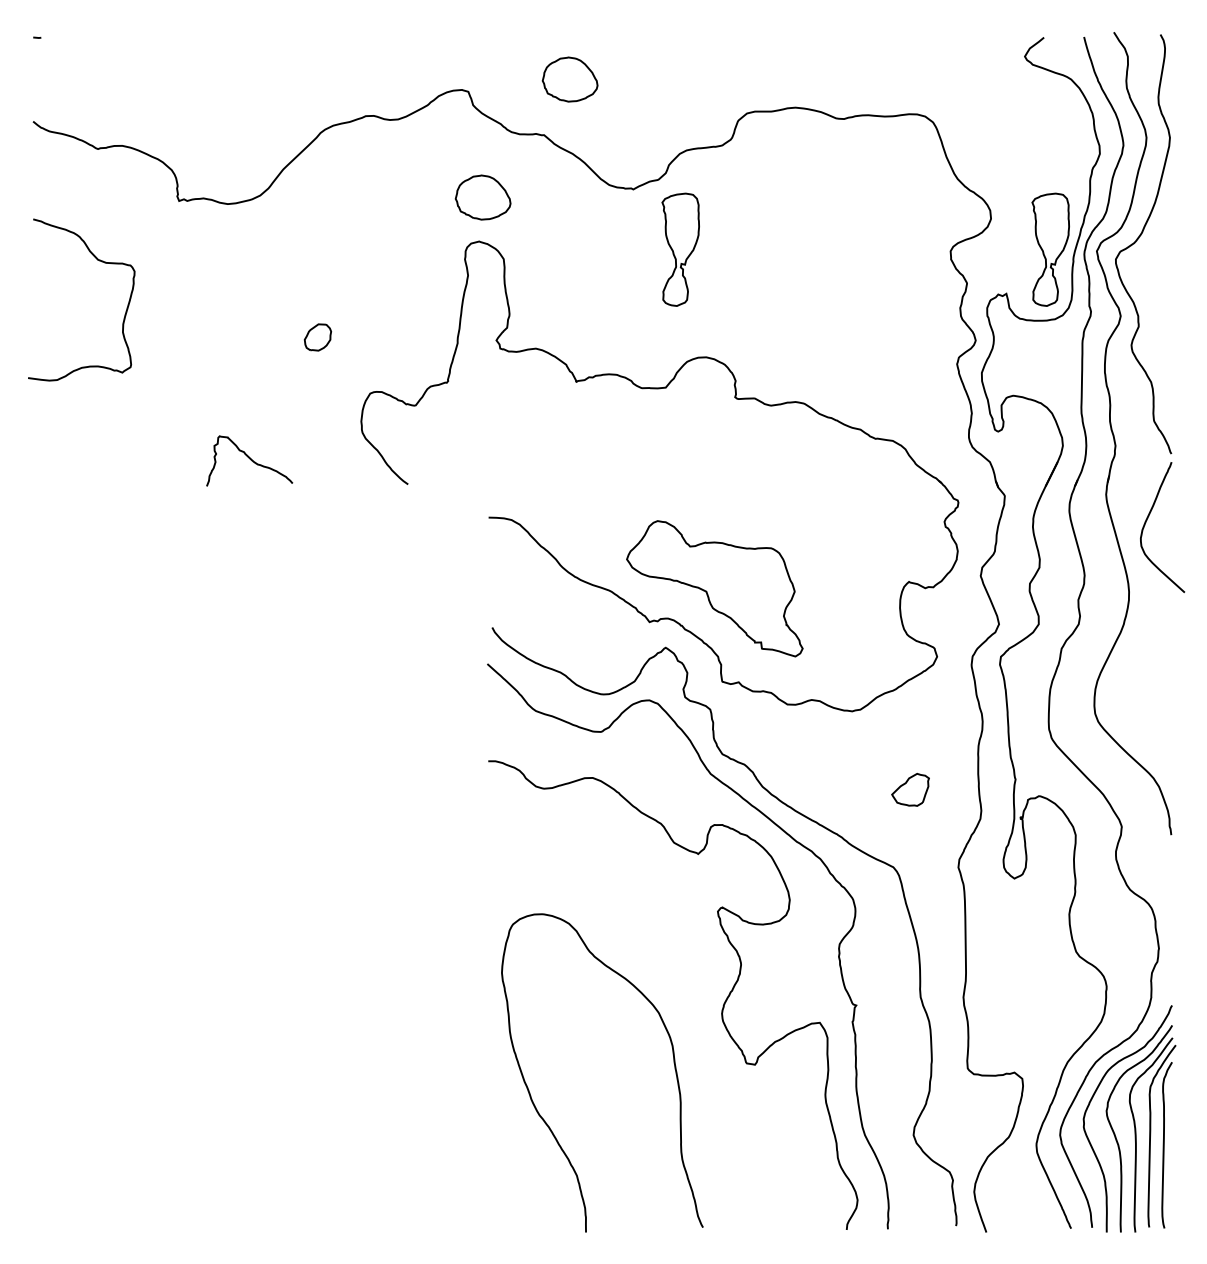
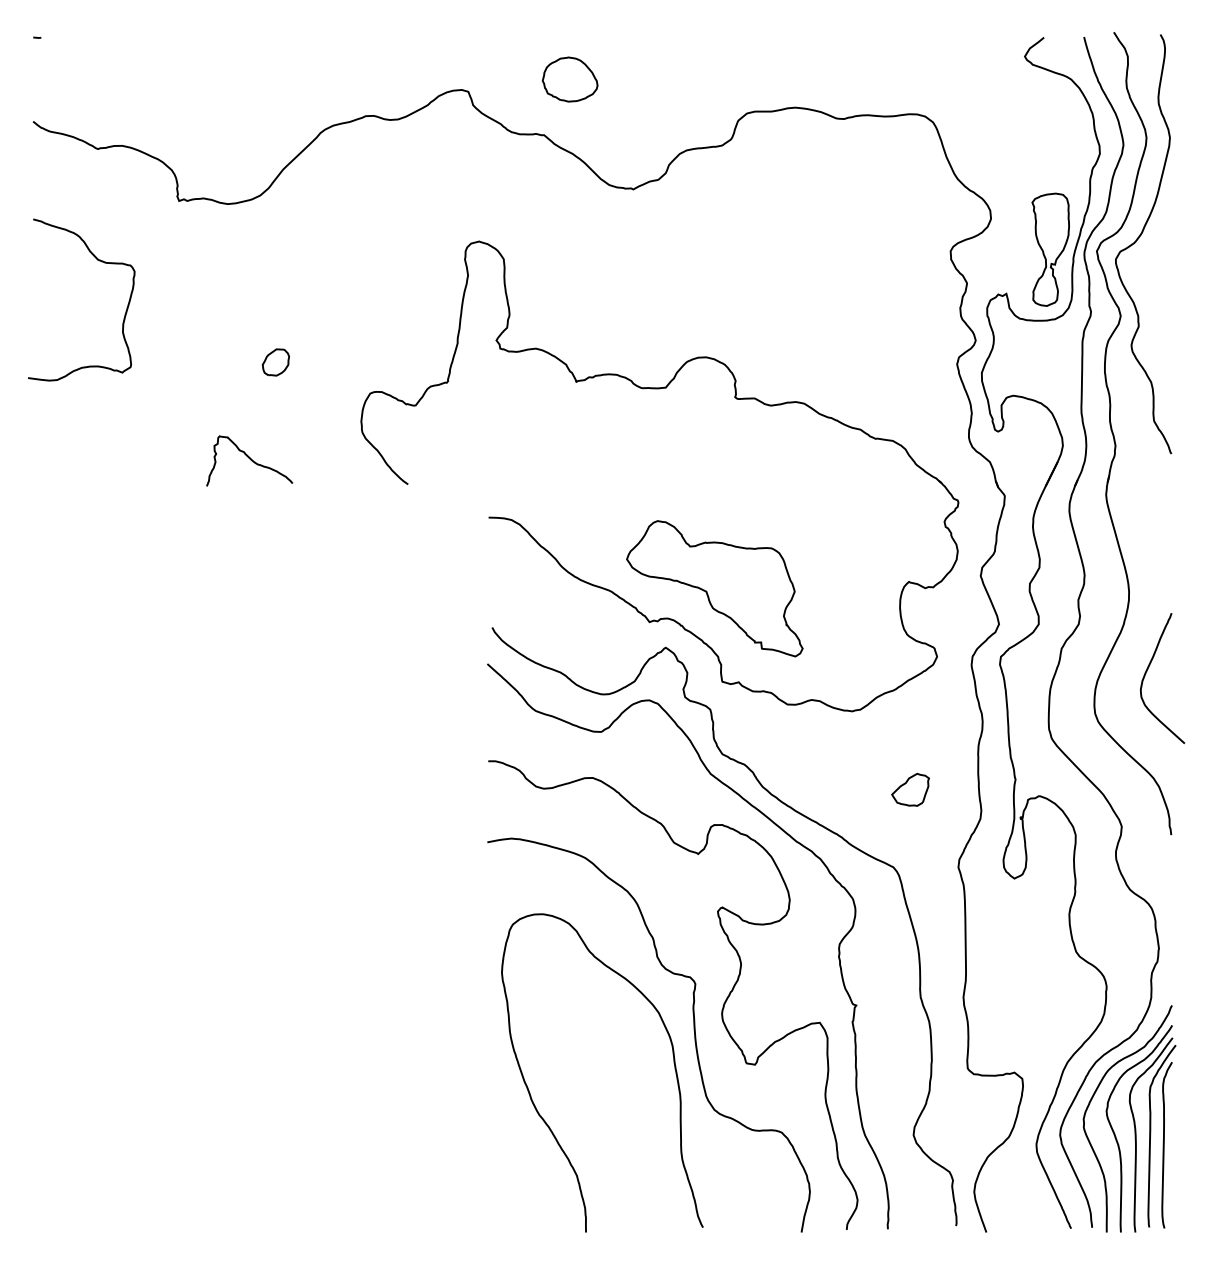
part: present -> none (482, 197)
part: present -> none (680, 249)
part position: (317, 337) -> (275, 362) (275, 362)
curve position: (1147, 520) -> (1147, 671) (1147, 671)
curve: none -> present (693, 1030)
